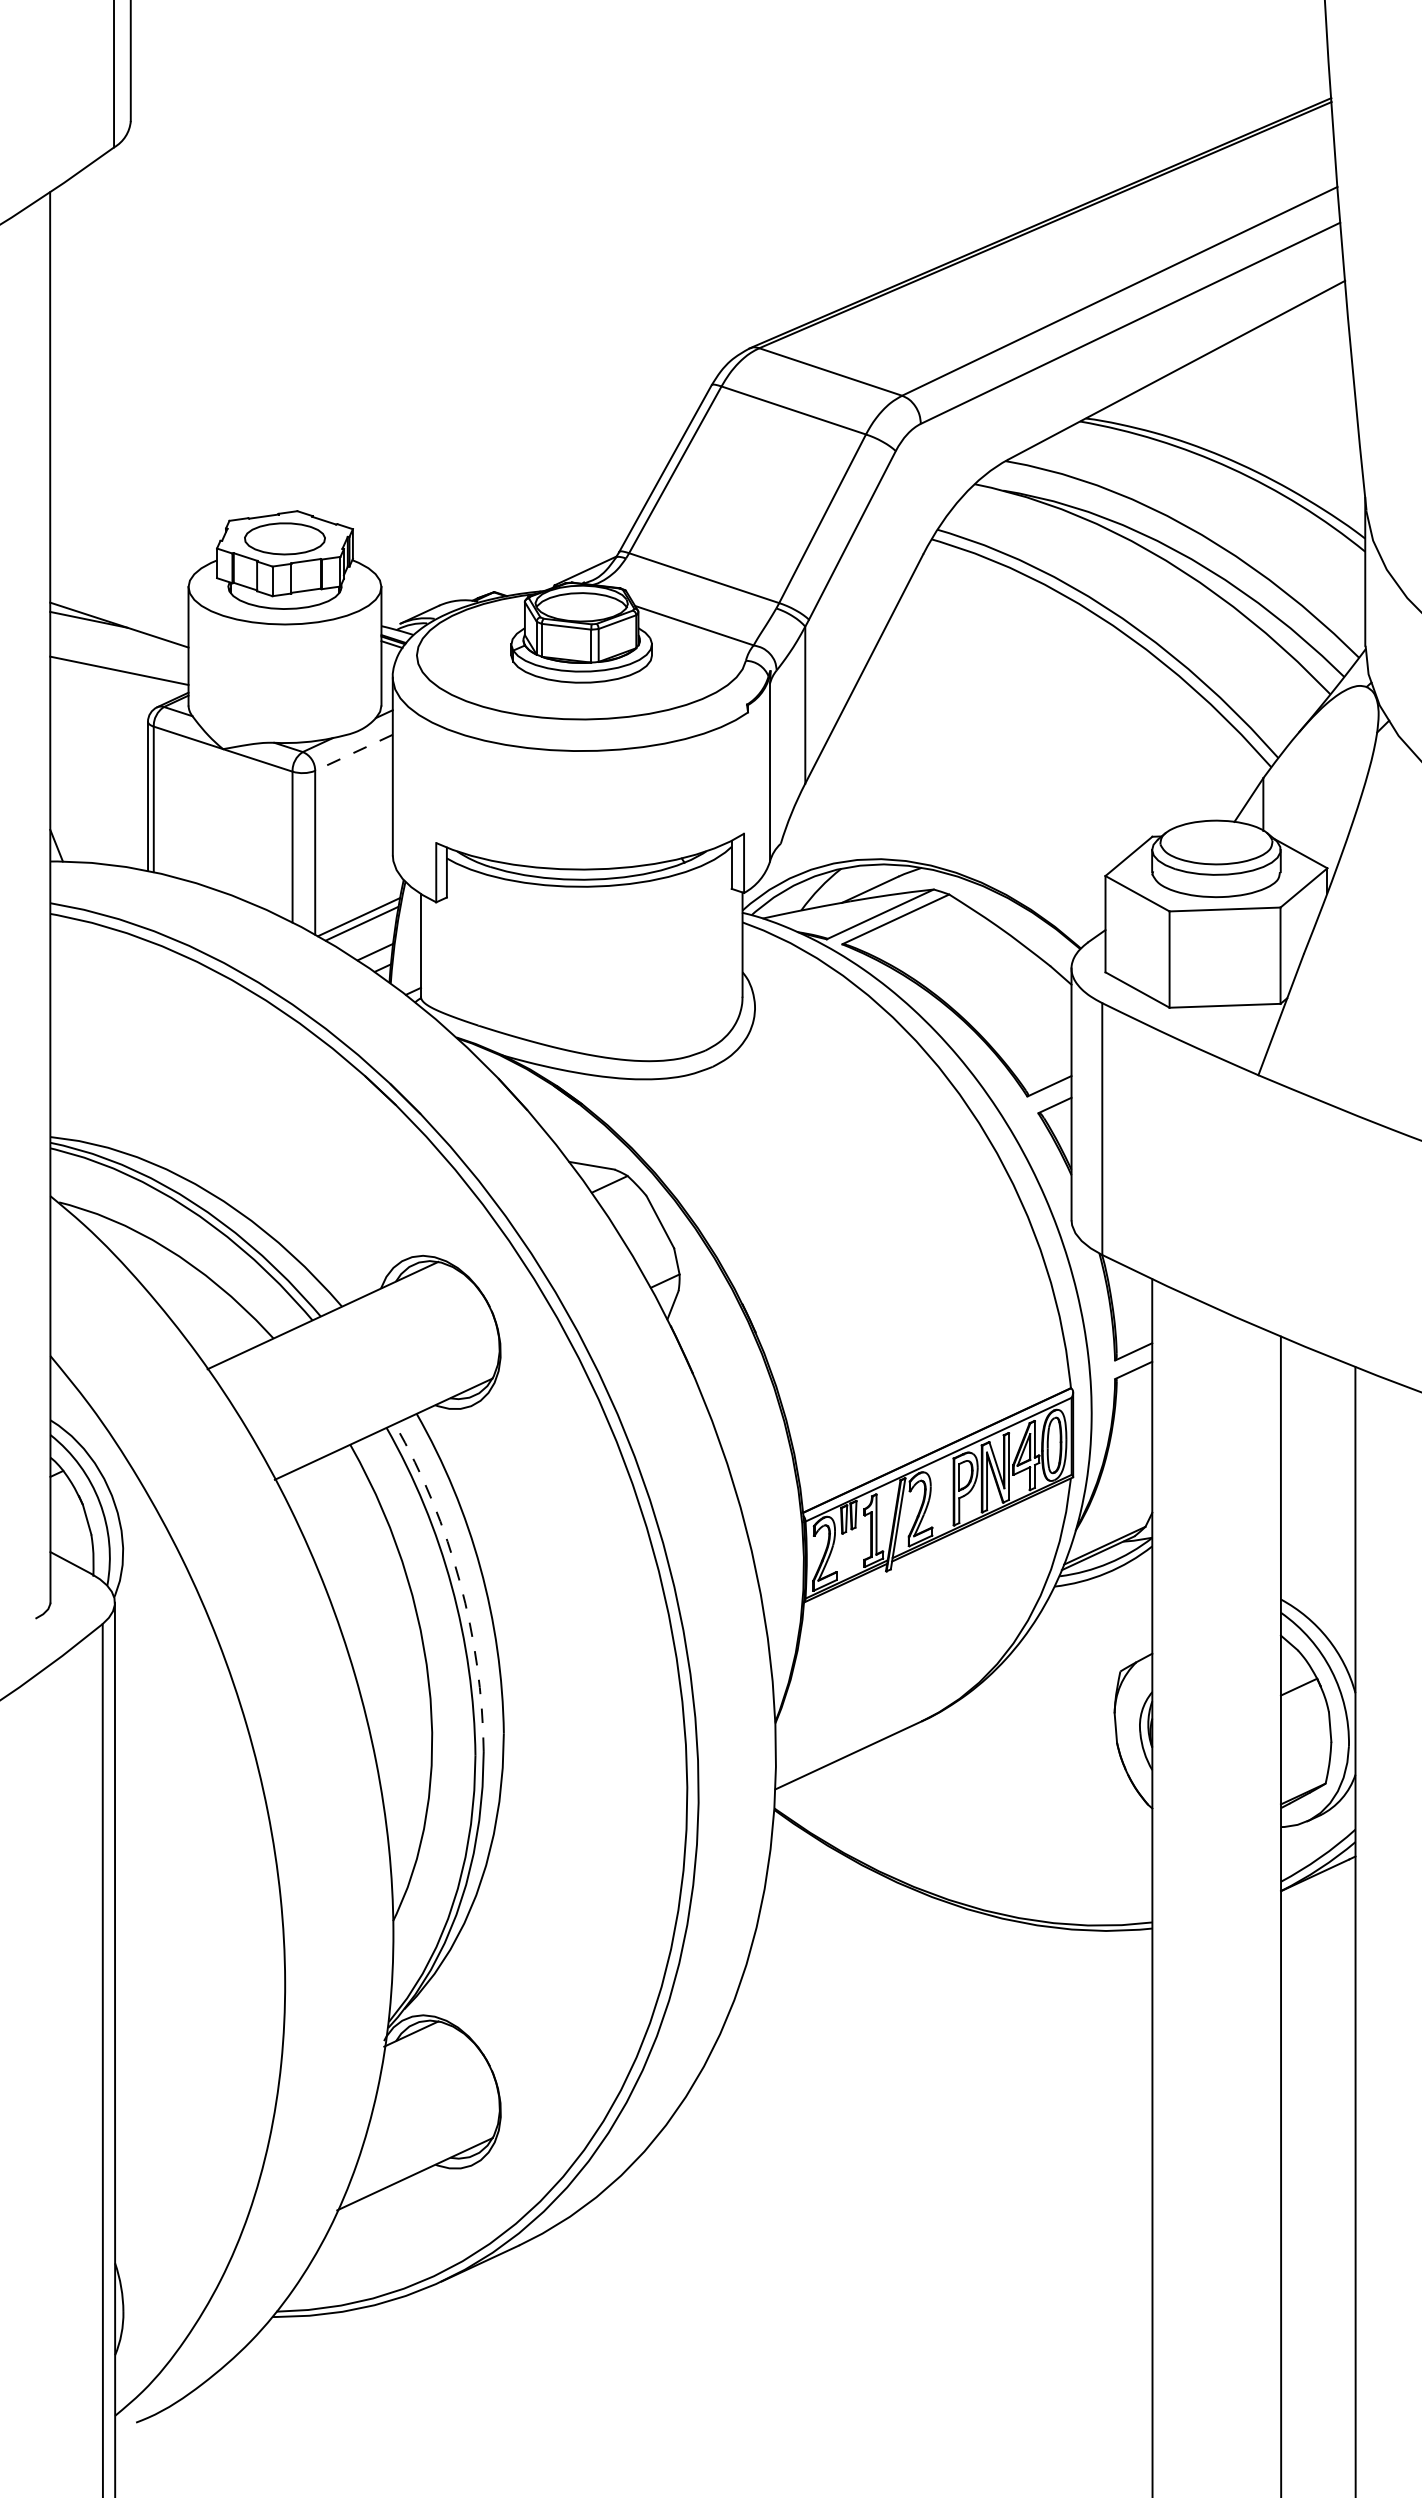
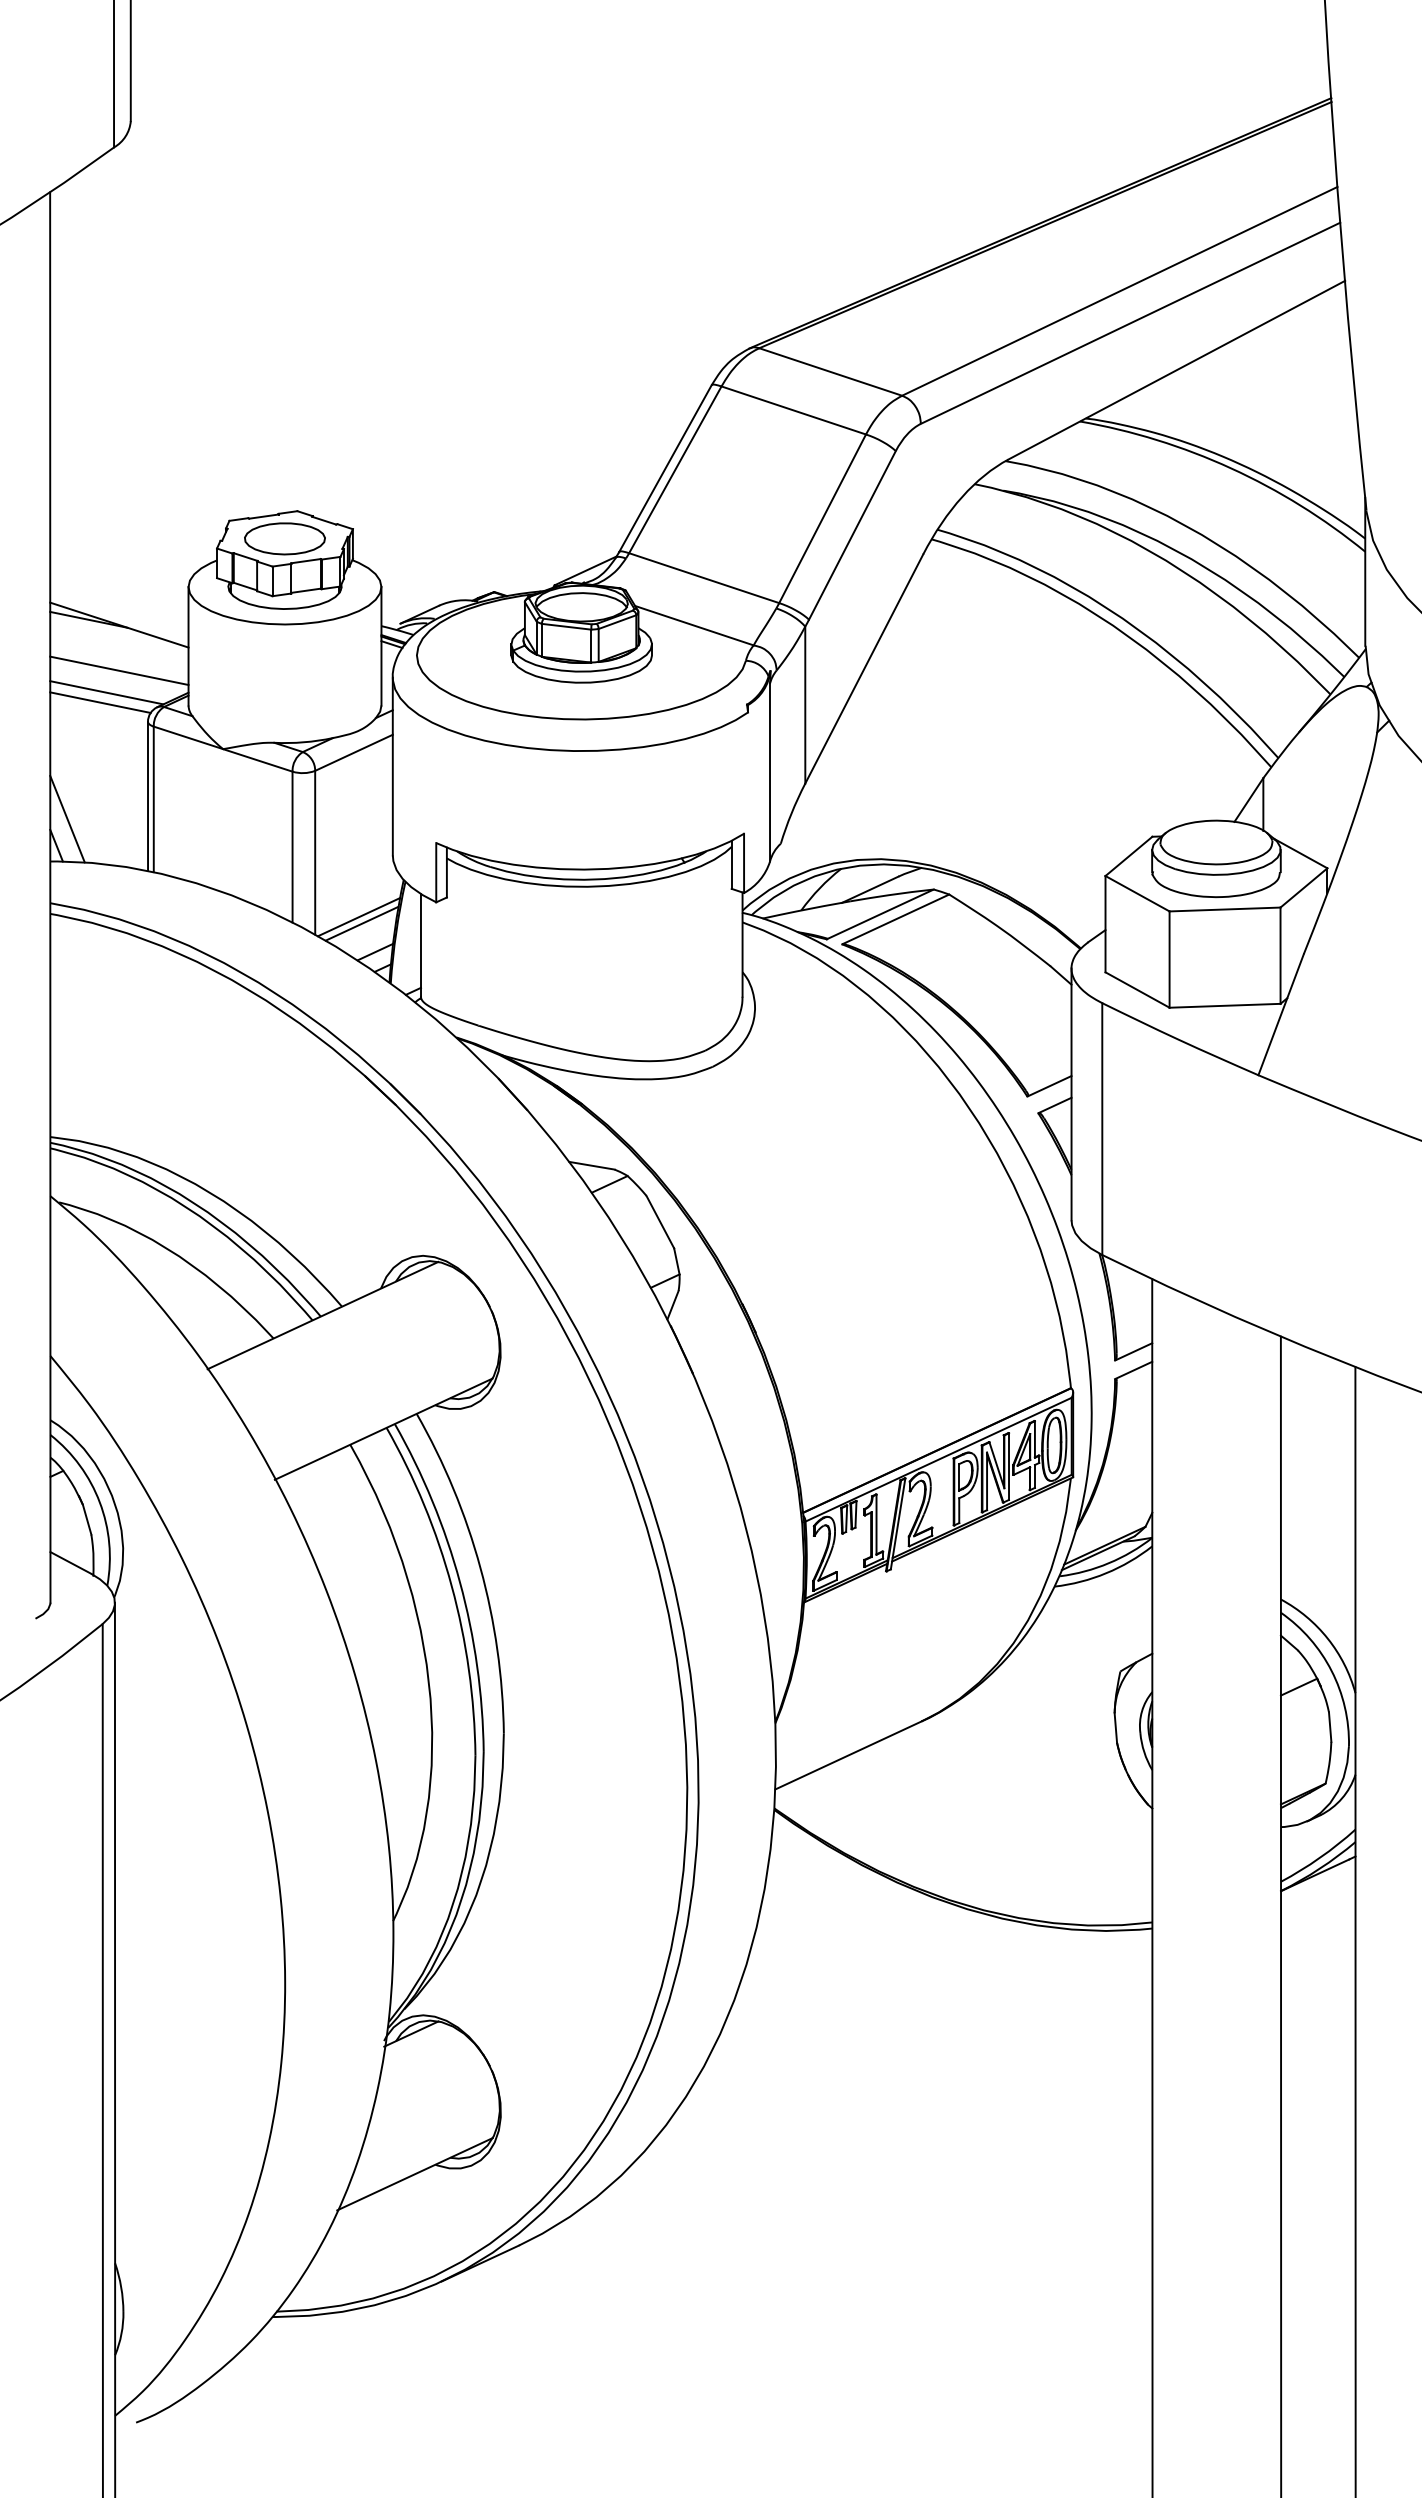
line: none -> present (106, 692)
line: none -> present (100, 702)
line: dashed -> solid (353, 752)
line: none -> present (67, 818)
arc: dashed -> solid (460, 1582)
